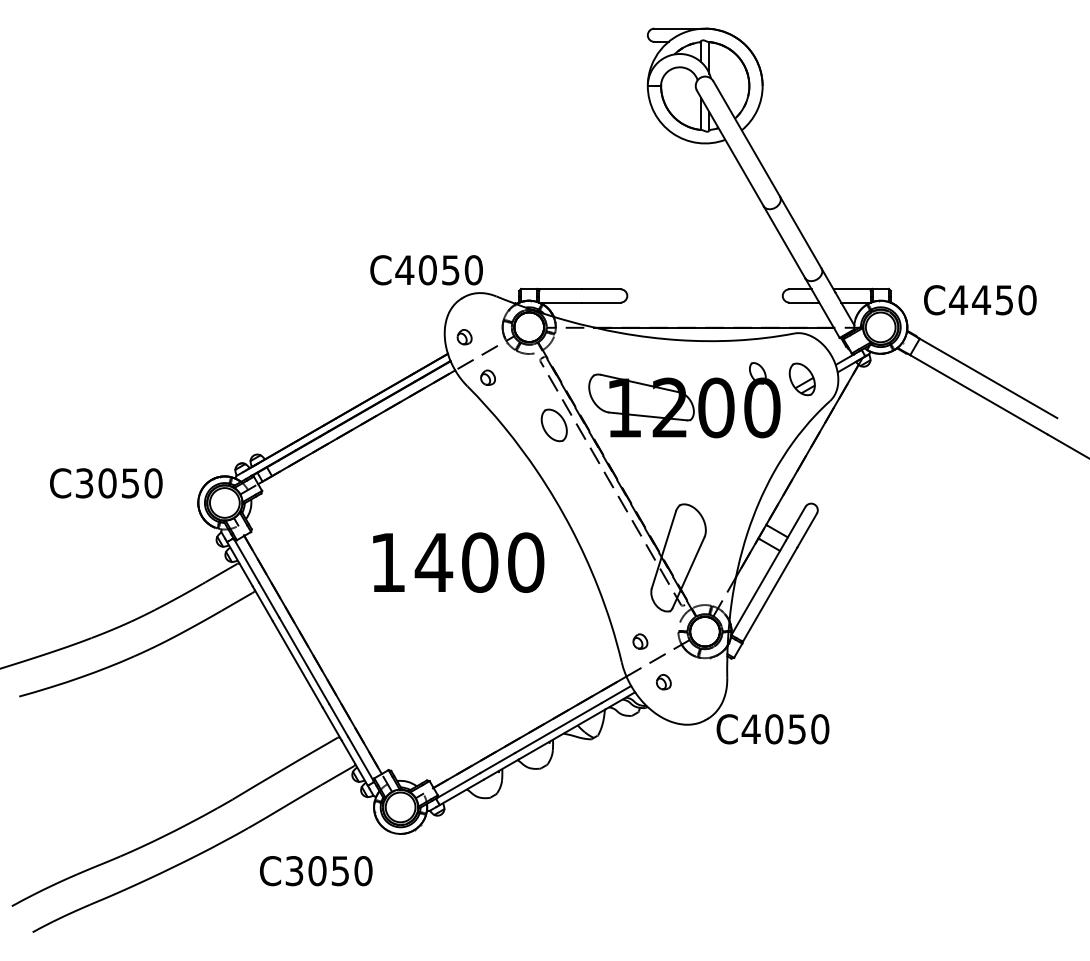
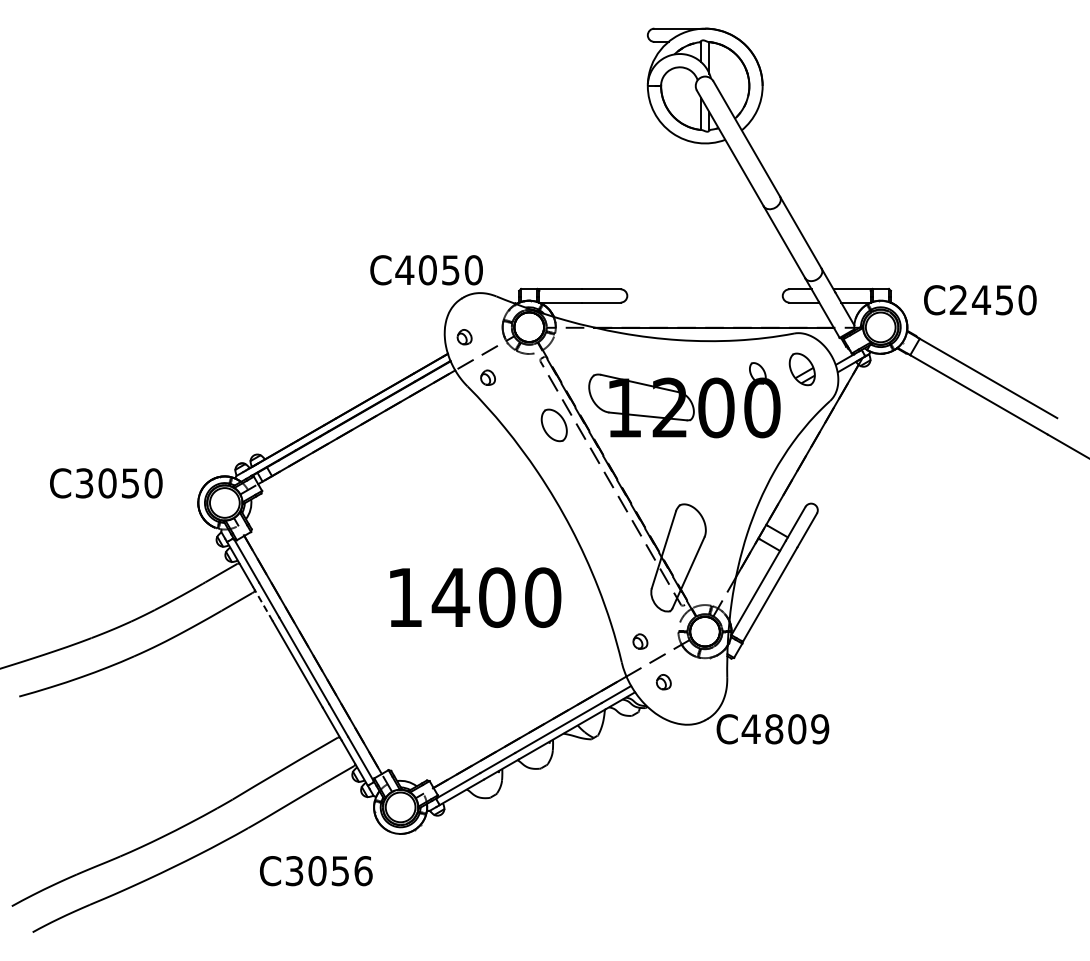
text: C4450 -> C2450 (958, 299)
part position: (801, 379) -> (801, 369) (801, 369)
text position: (458, 562) -> (475, 597) (475, 597)
line: solid -> dashed (262, 603)
text: C4050 -> C4809 (797, 729)
text: C3050 -> C3056 (363, 871)
